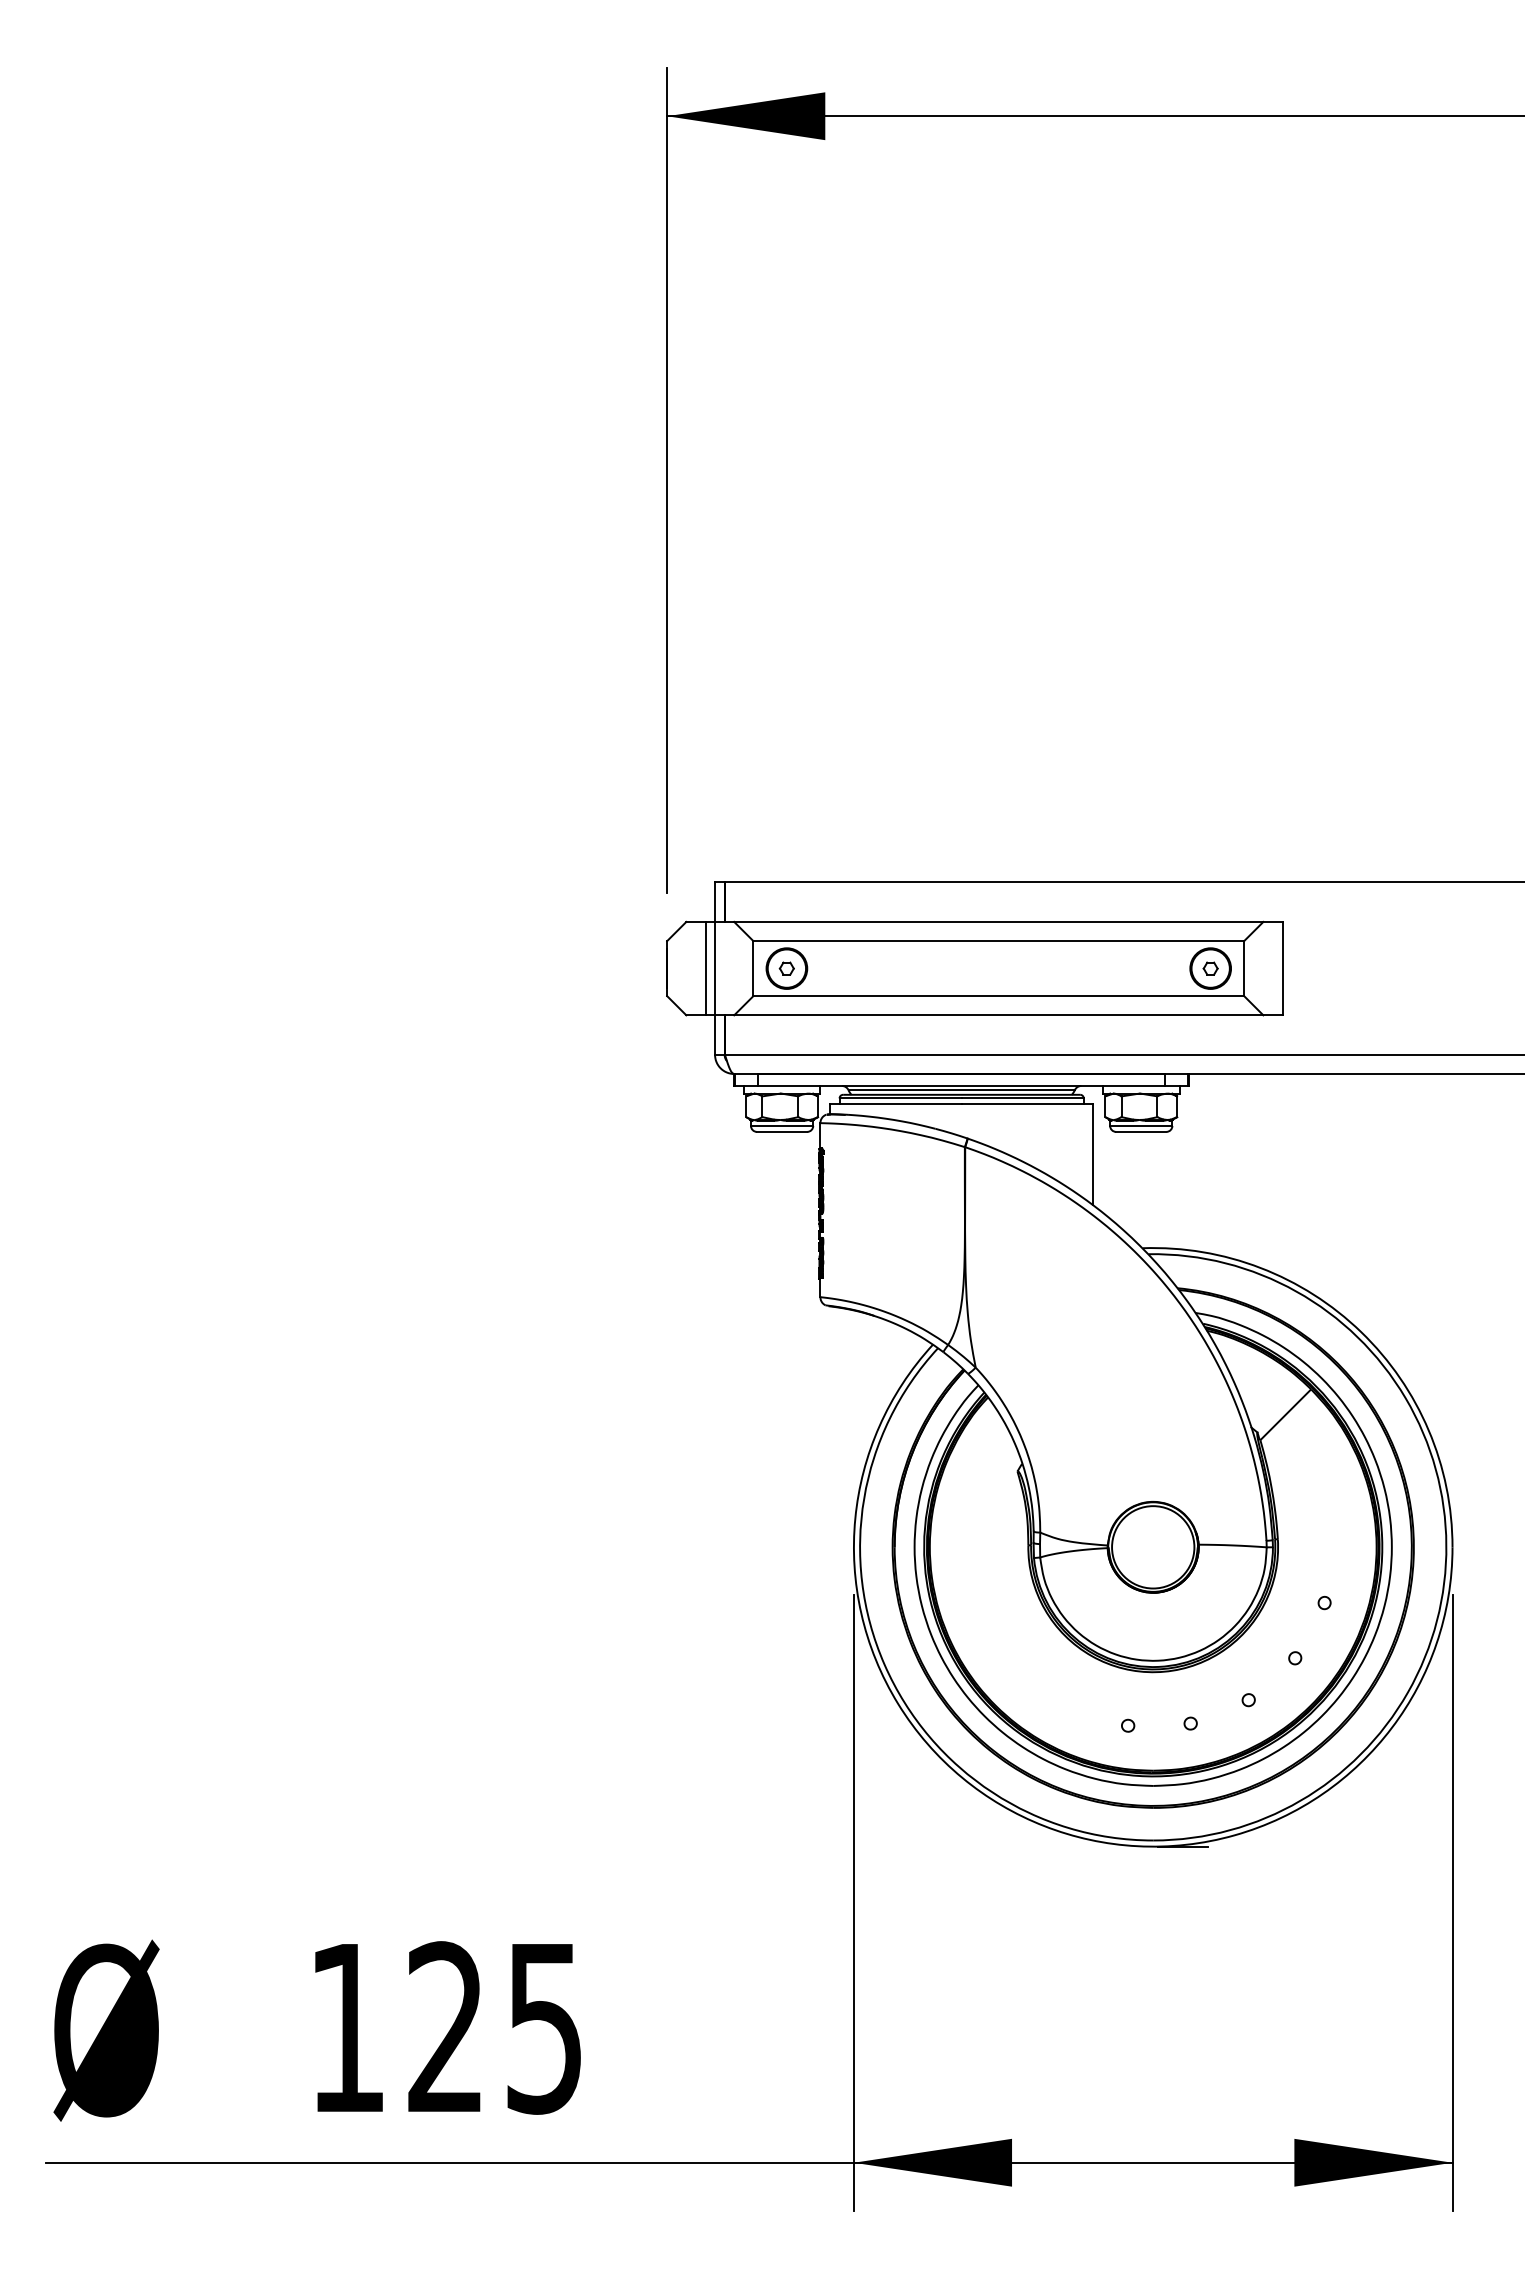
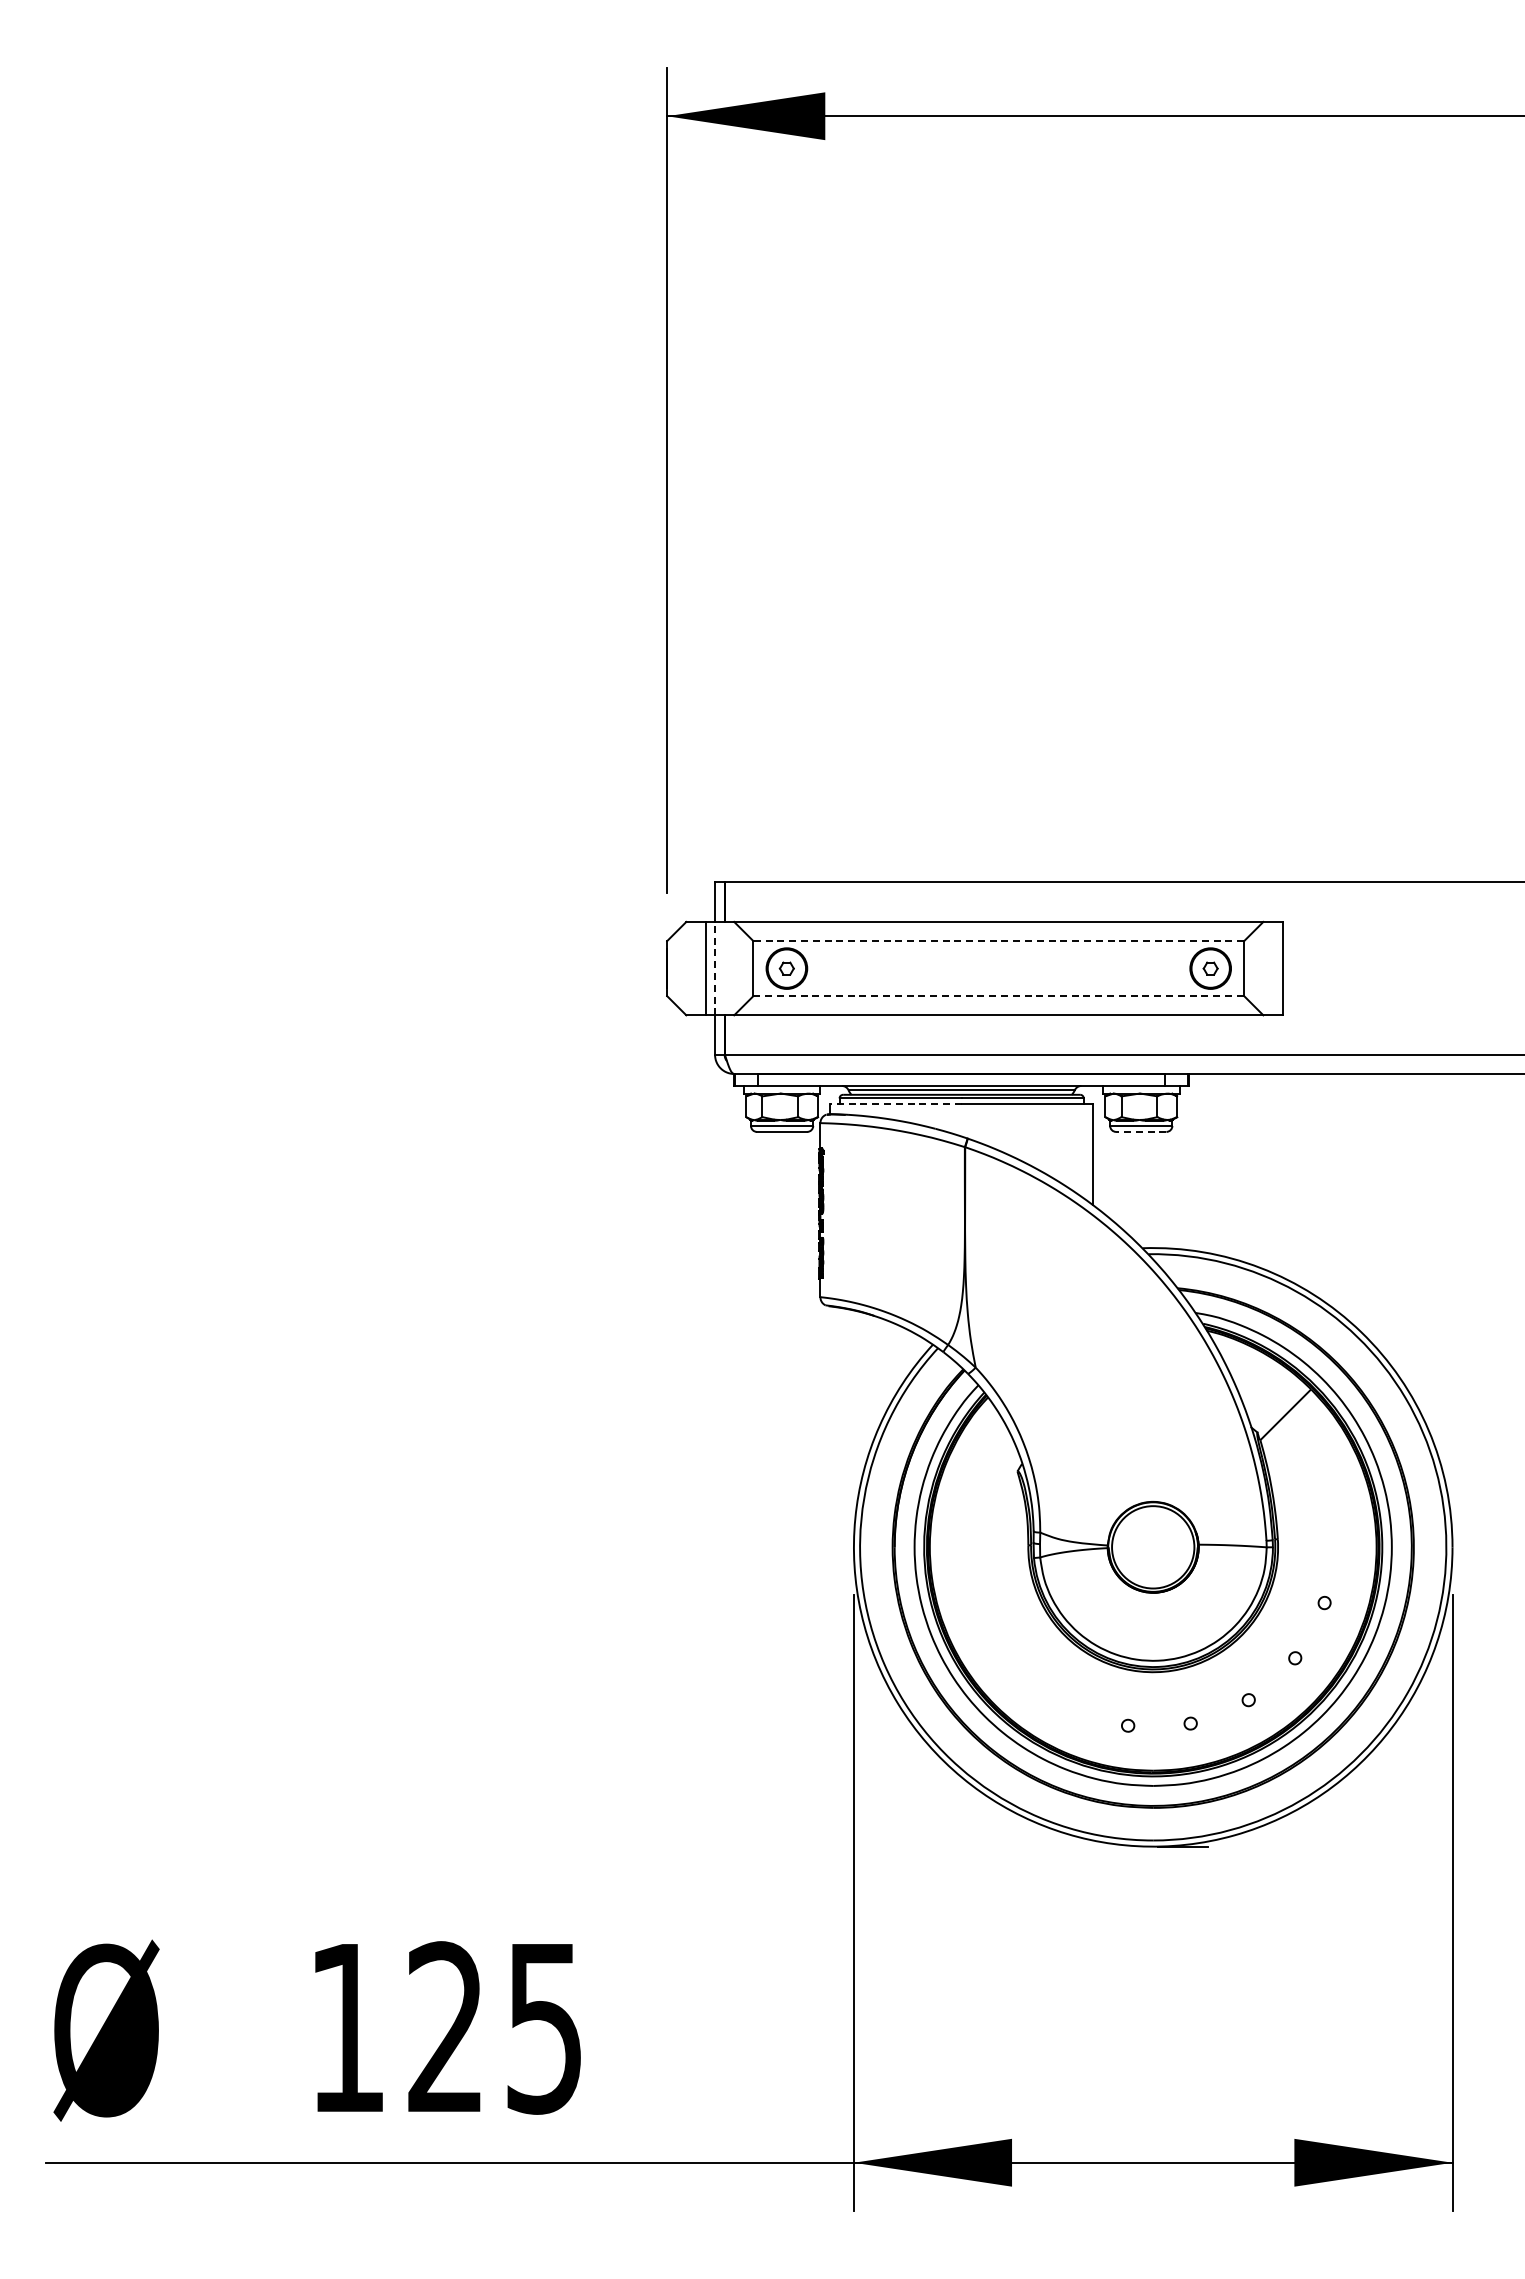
line: solid -> dashed (998, 941)
line: solid -> dashed (715, 968)
line: solid -> dashed (999, 996)
line: solid -> dashed (895, 1104)
line: solid -> dashed (1140, 1131)
